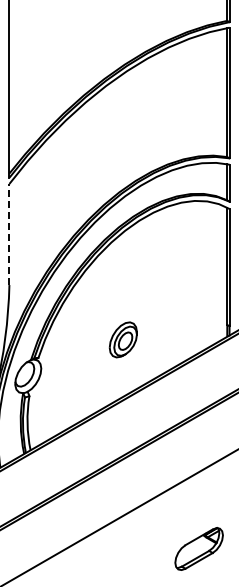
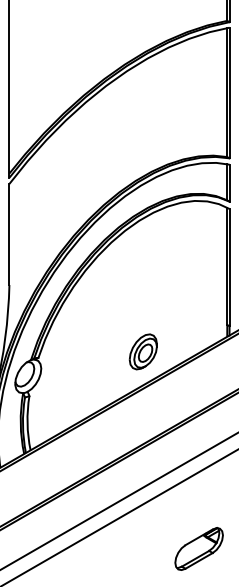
line: dashed -> solid (9, 234)
part position: (122, 339) -> (142, 351) (142, 351)
line: none -> present (118, 501)
